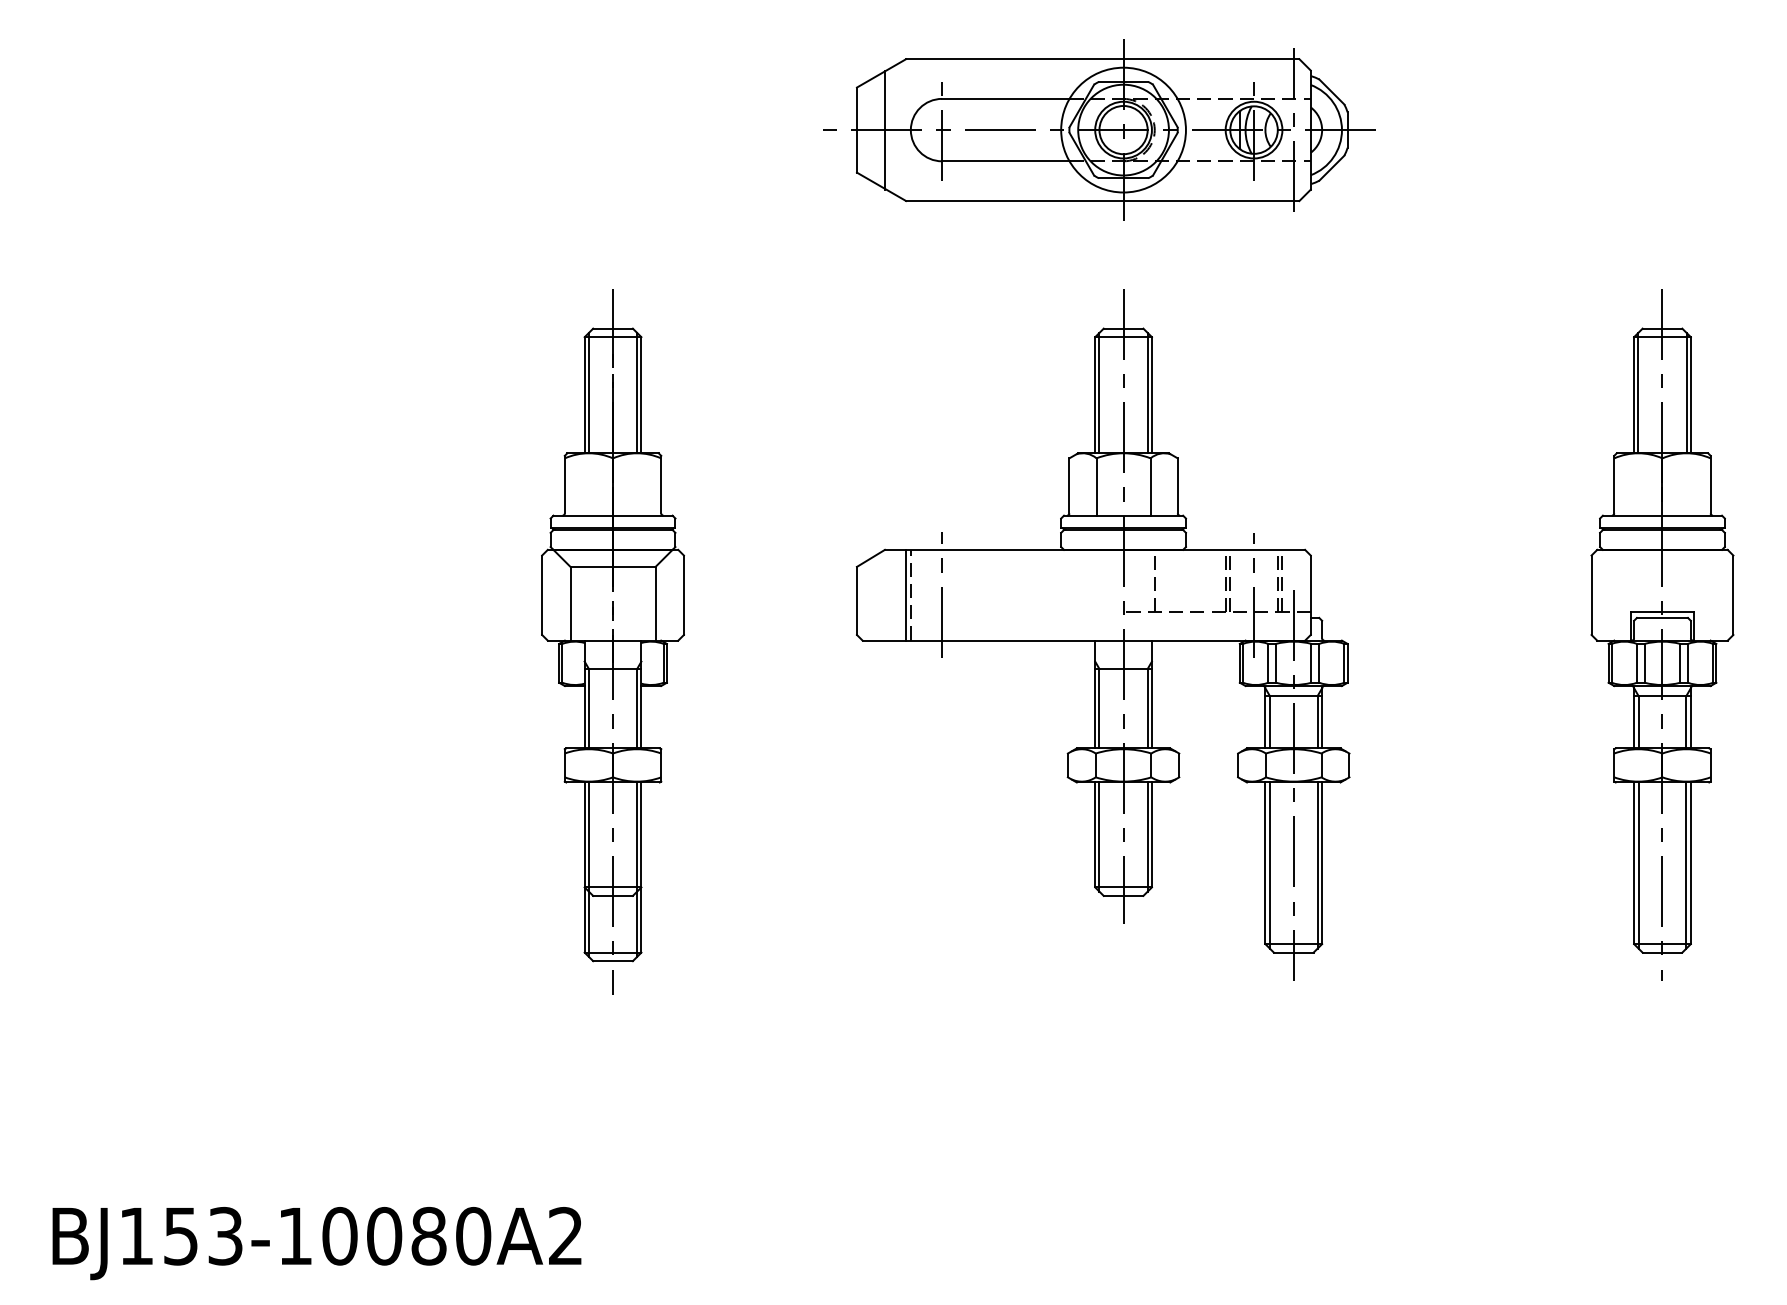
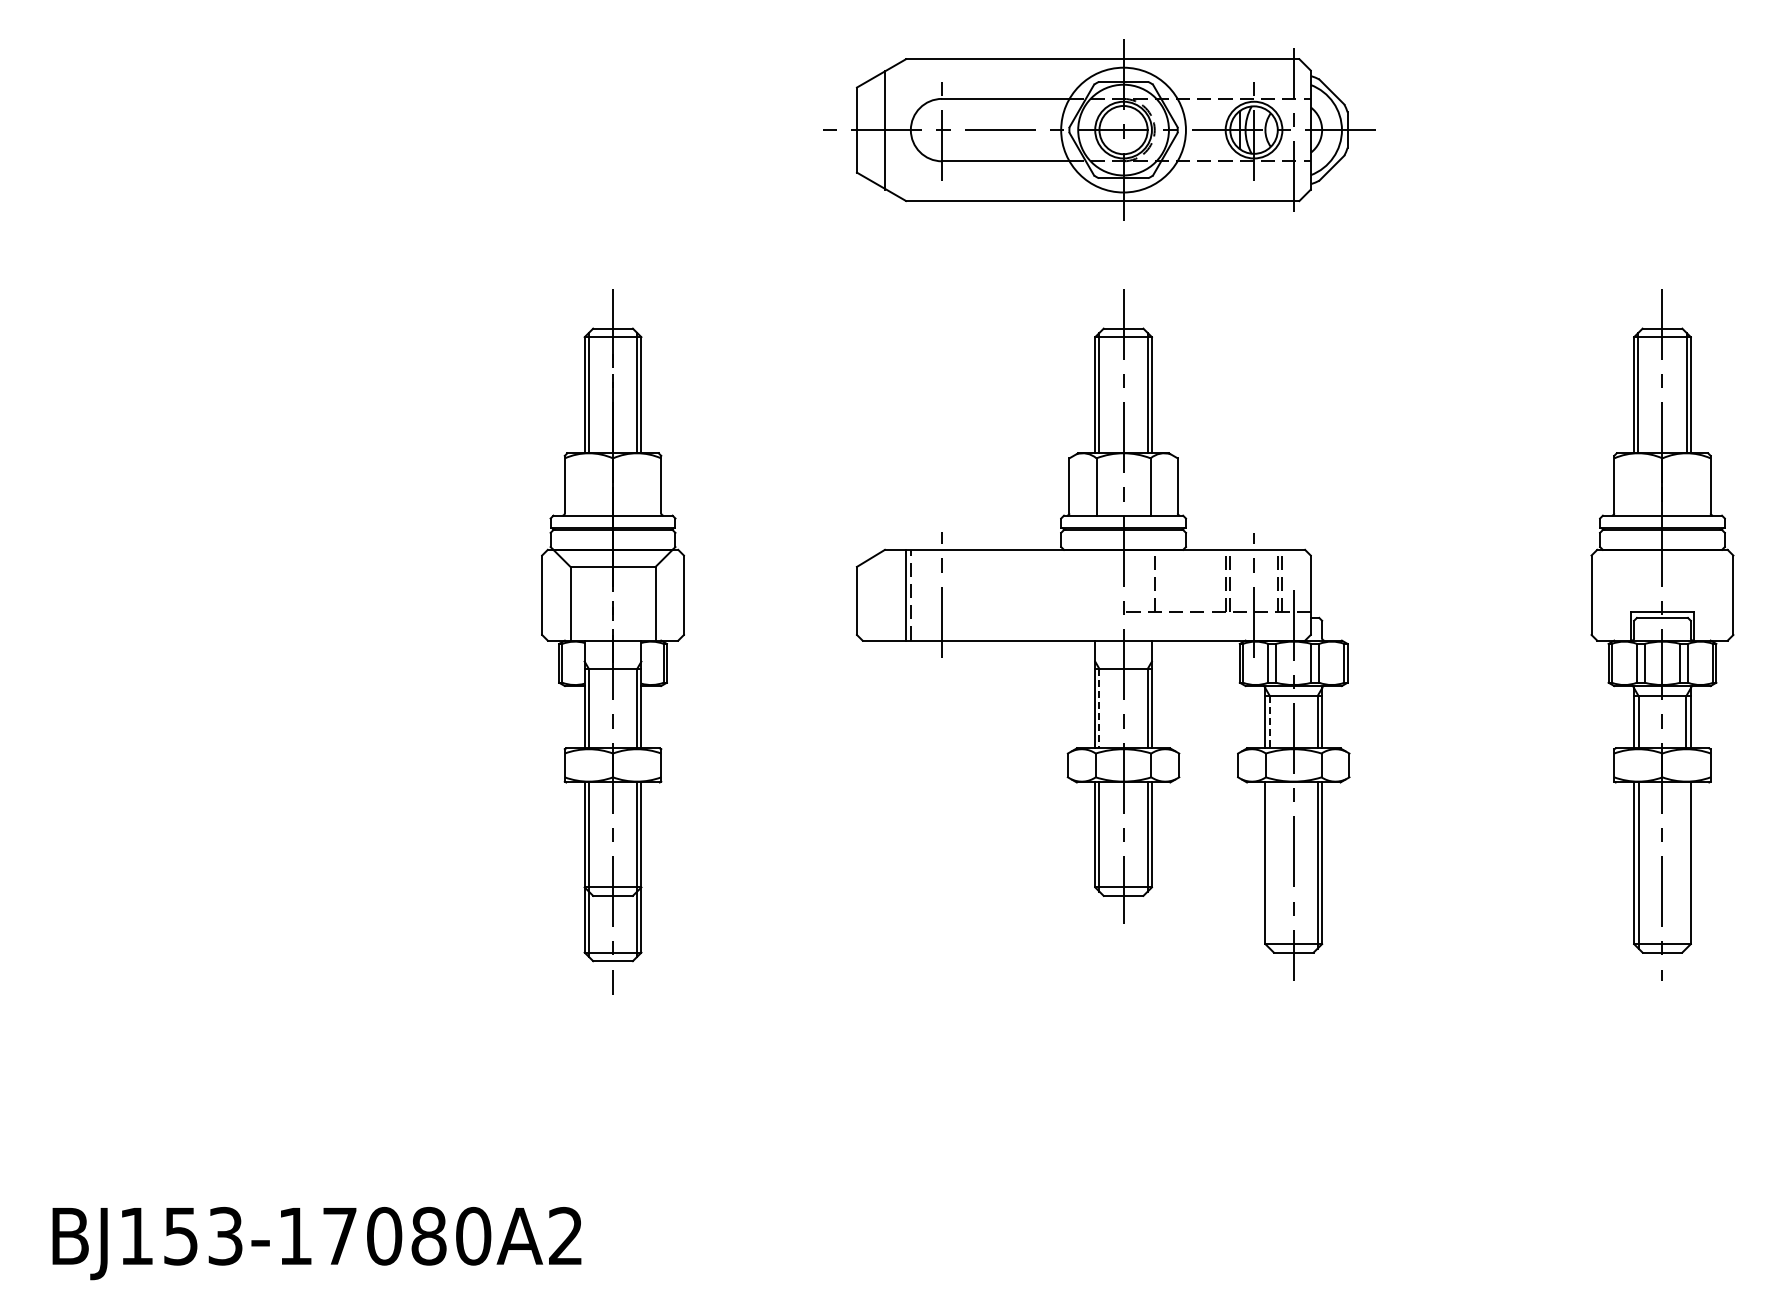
line: solid -> dashed (1099, 708)
line: solid -> dashed (1270, 722)
line: present -> none (1270, 865)
line: present -> none (1686, 865)
text: BJ153-10080A2 -> BJ153-17080A2 (339, 1236)
